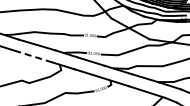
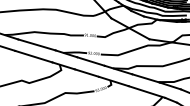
line: dashed -> solid (33, 56)
